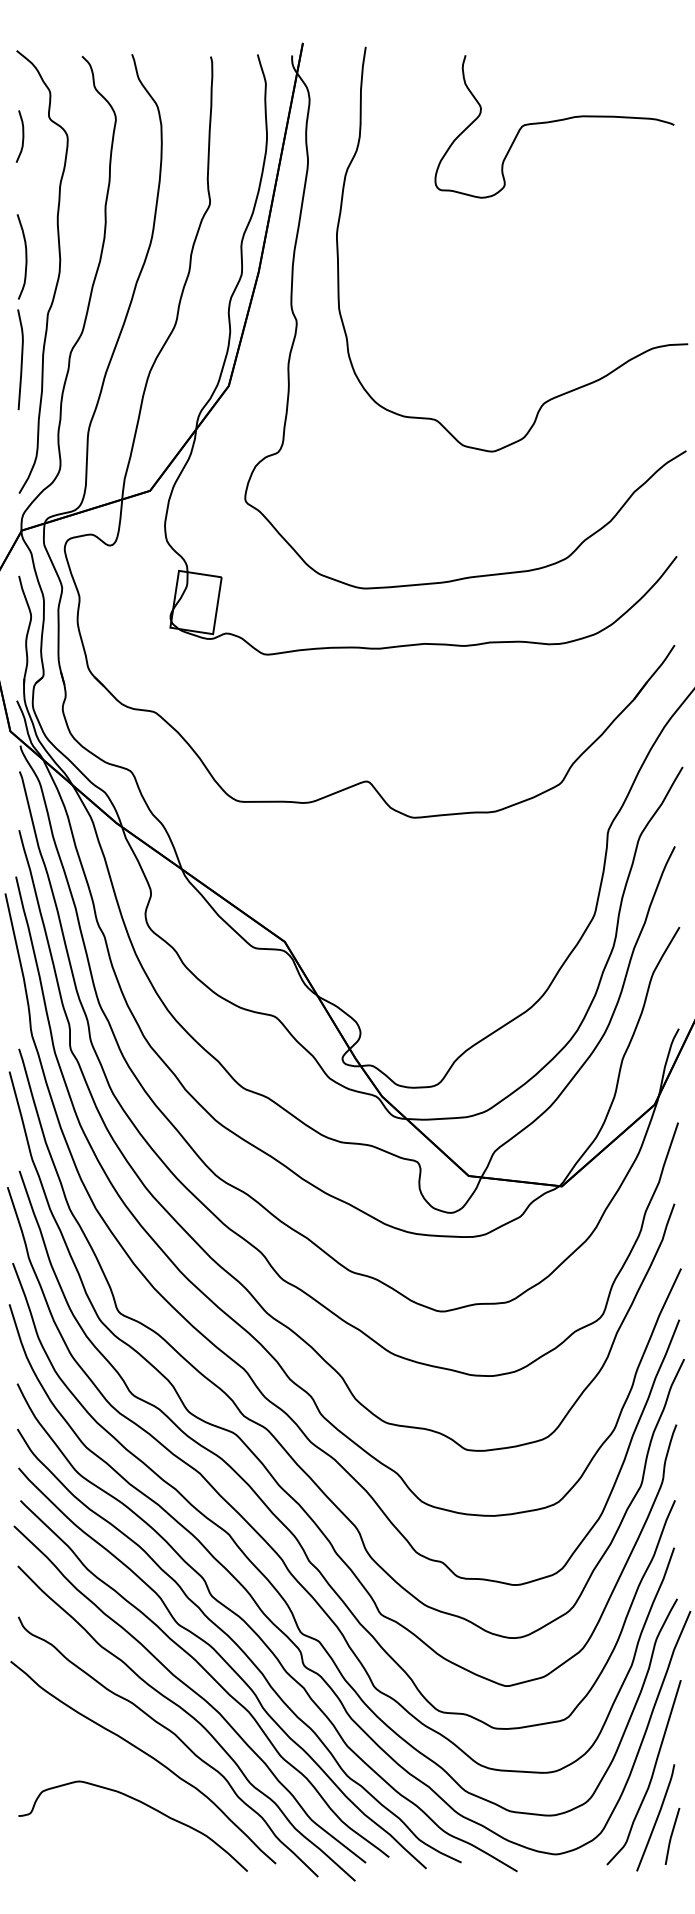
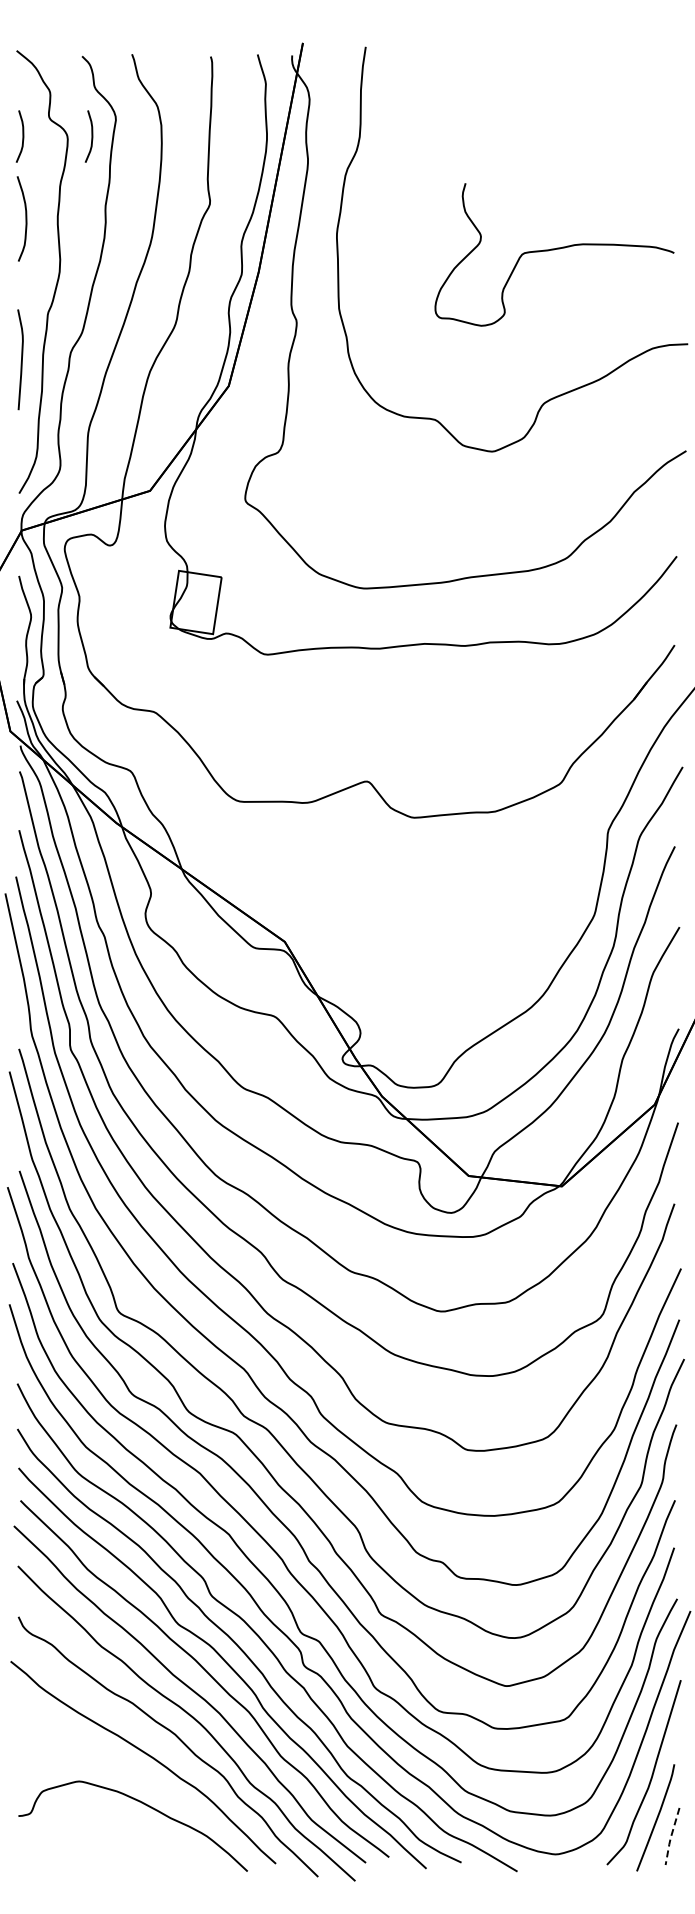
curve position: (554, 122) -> (554, 250) (554, 250)
curve: none -> present (91, 136)
curve position: (25, 256) -> (25, 218) (25, 218)
line: solid -> dashed (670, 1838)
